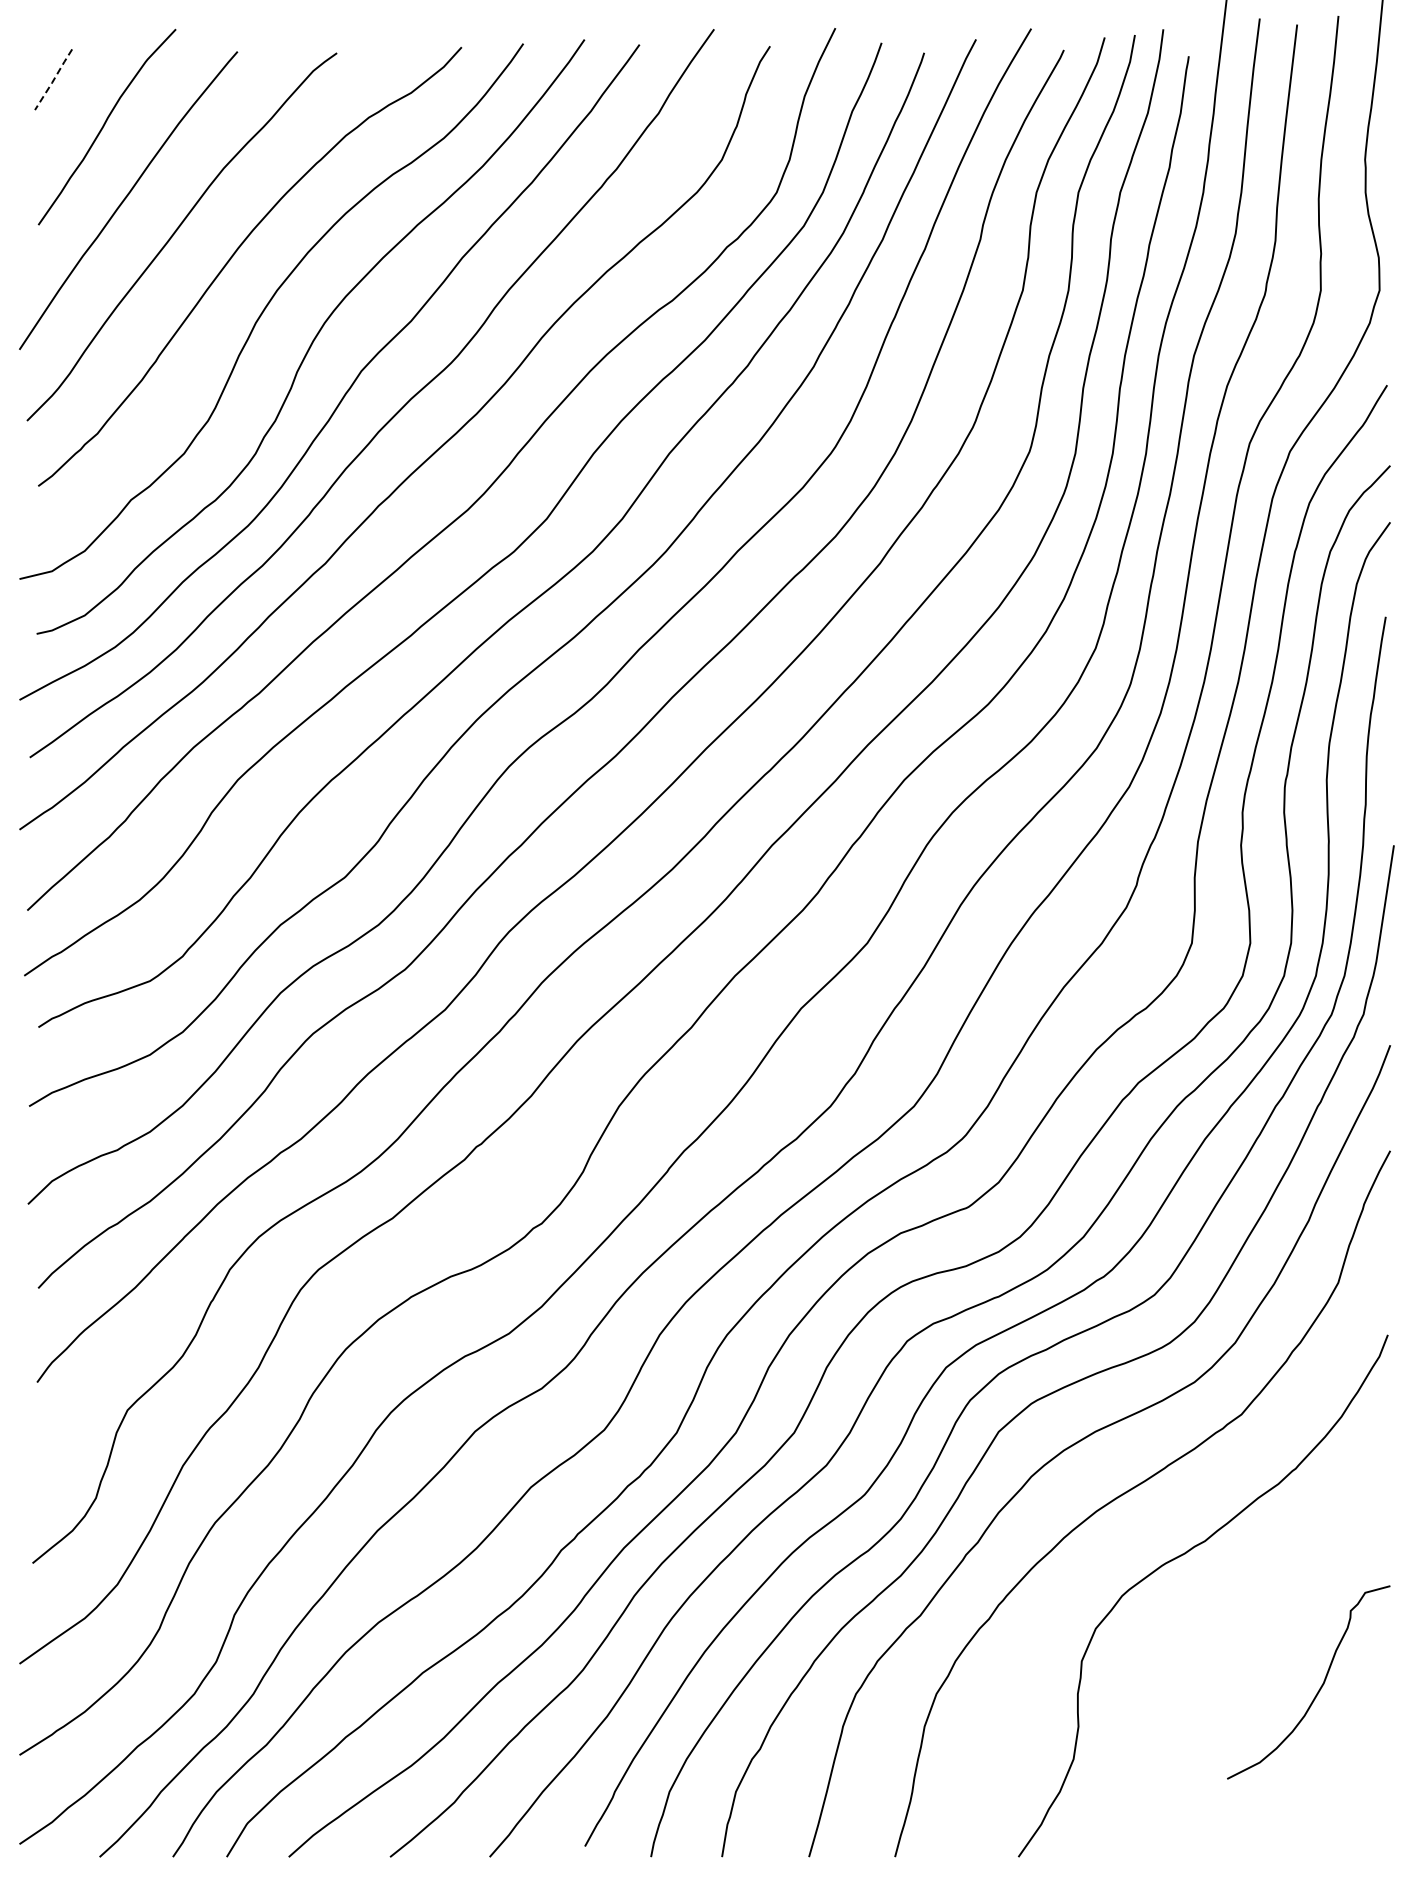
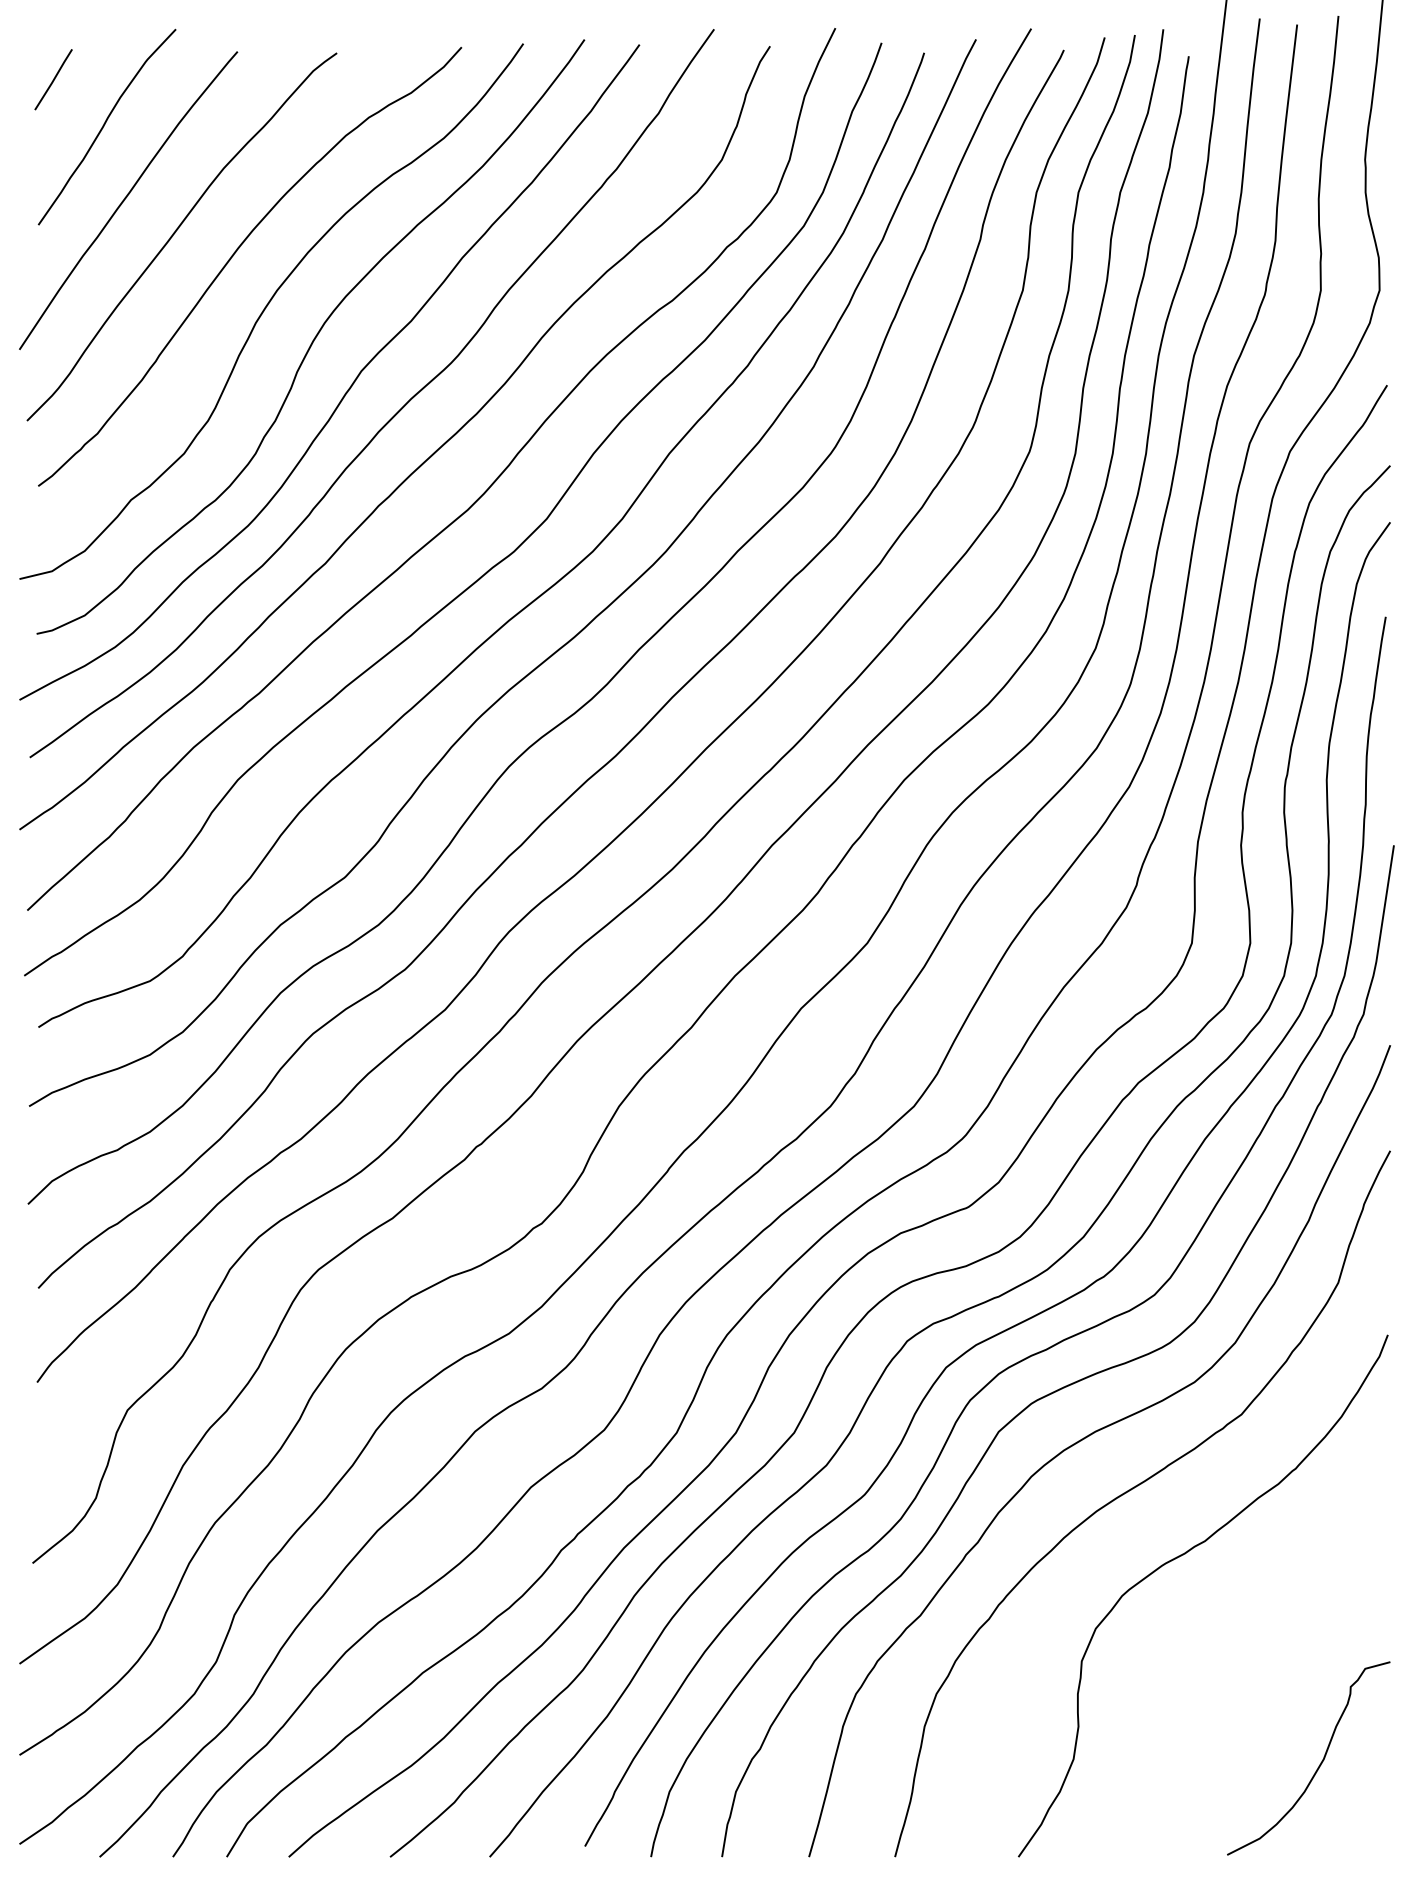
line: dashed -> solid (53, 80)
curve position: (1319, 1688) -> (1319, 1764) (1319, 1764)
